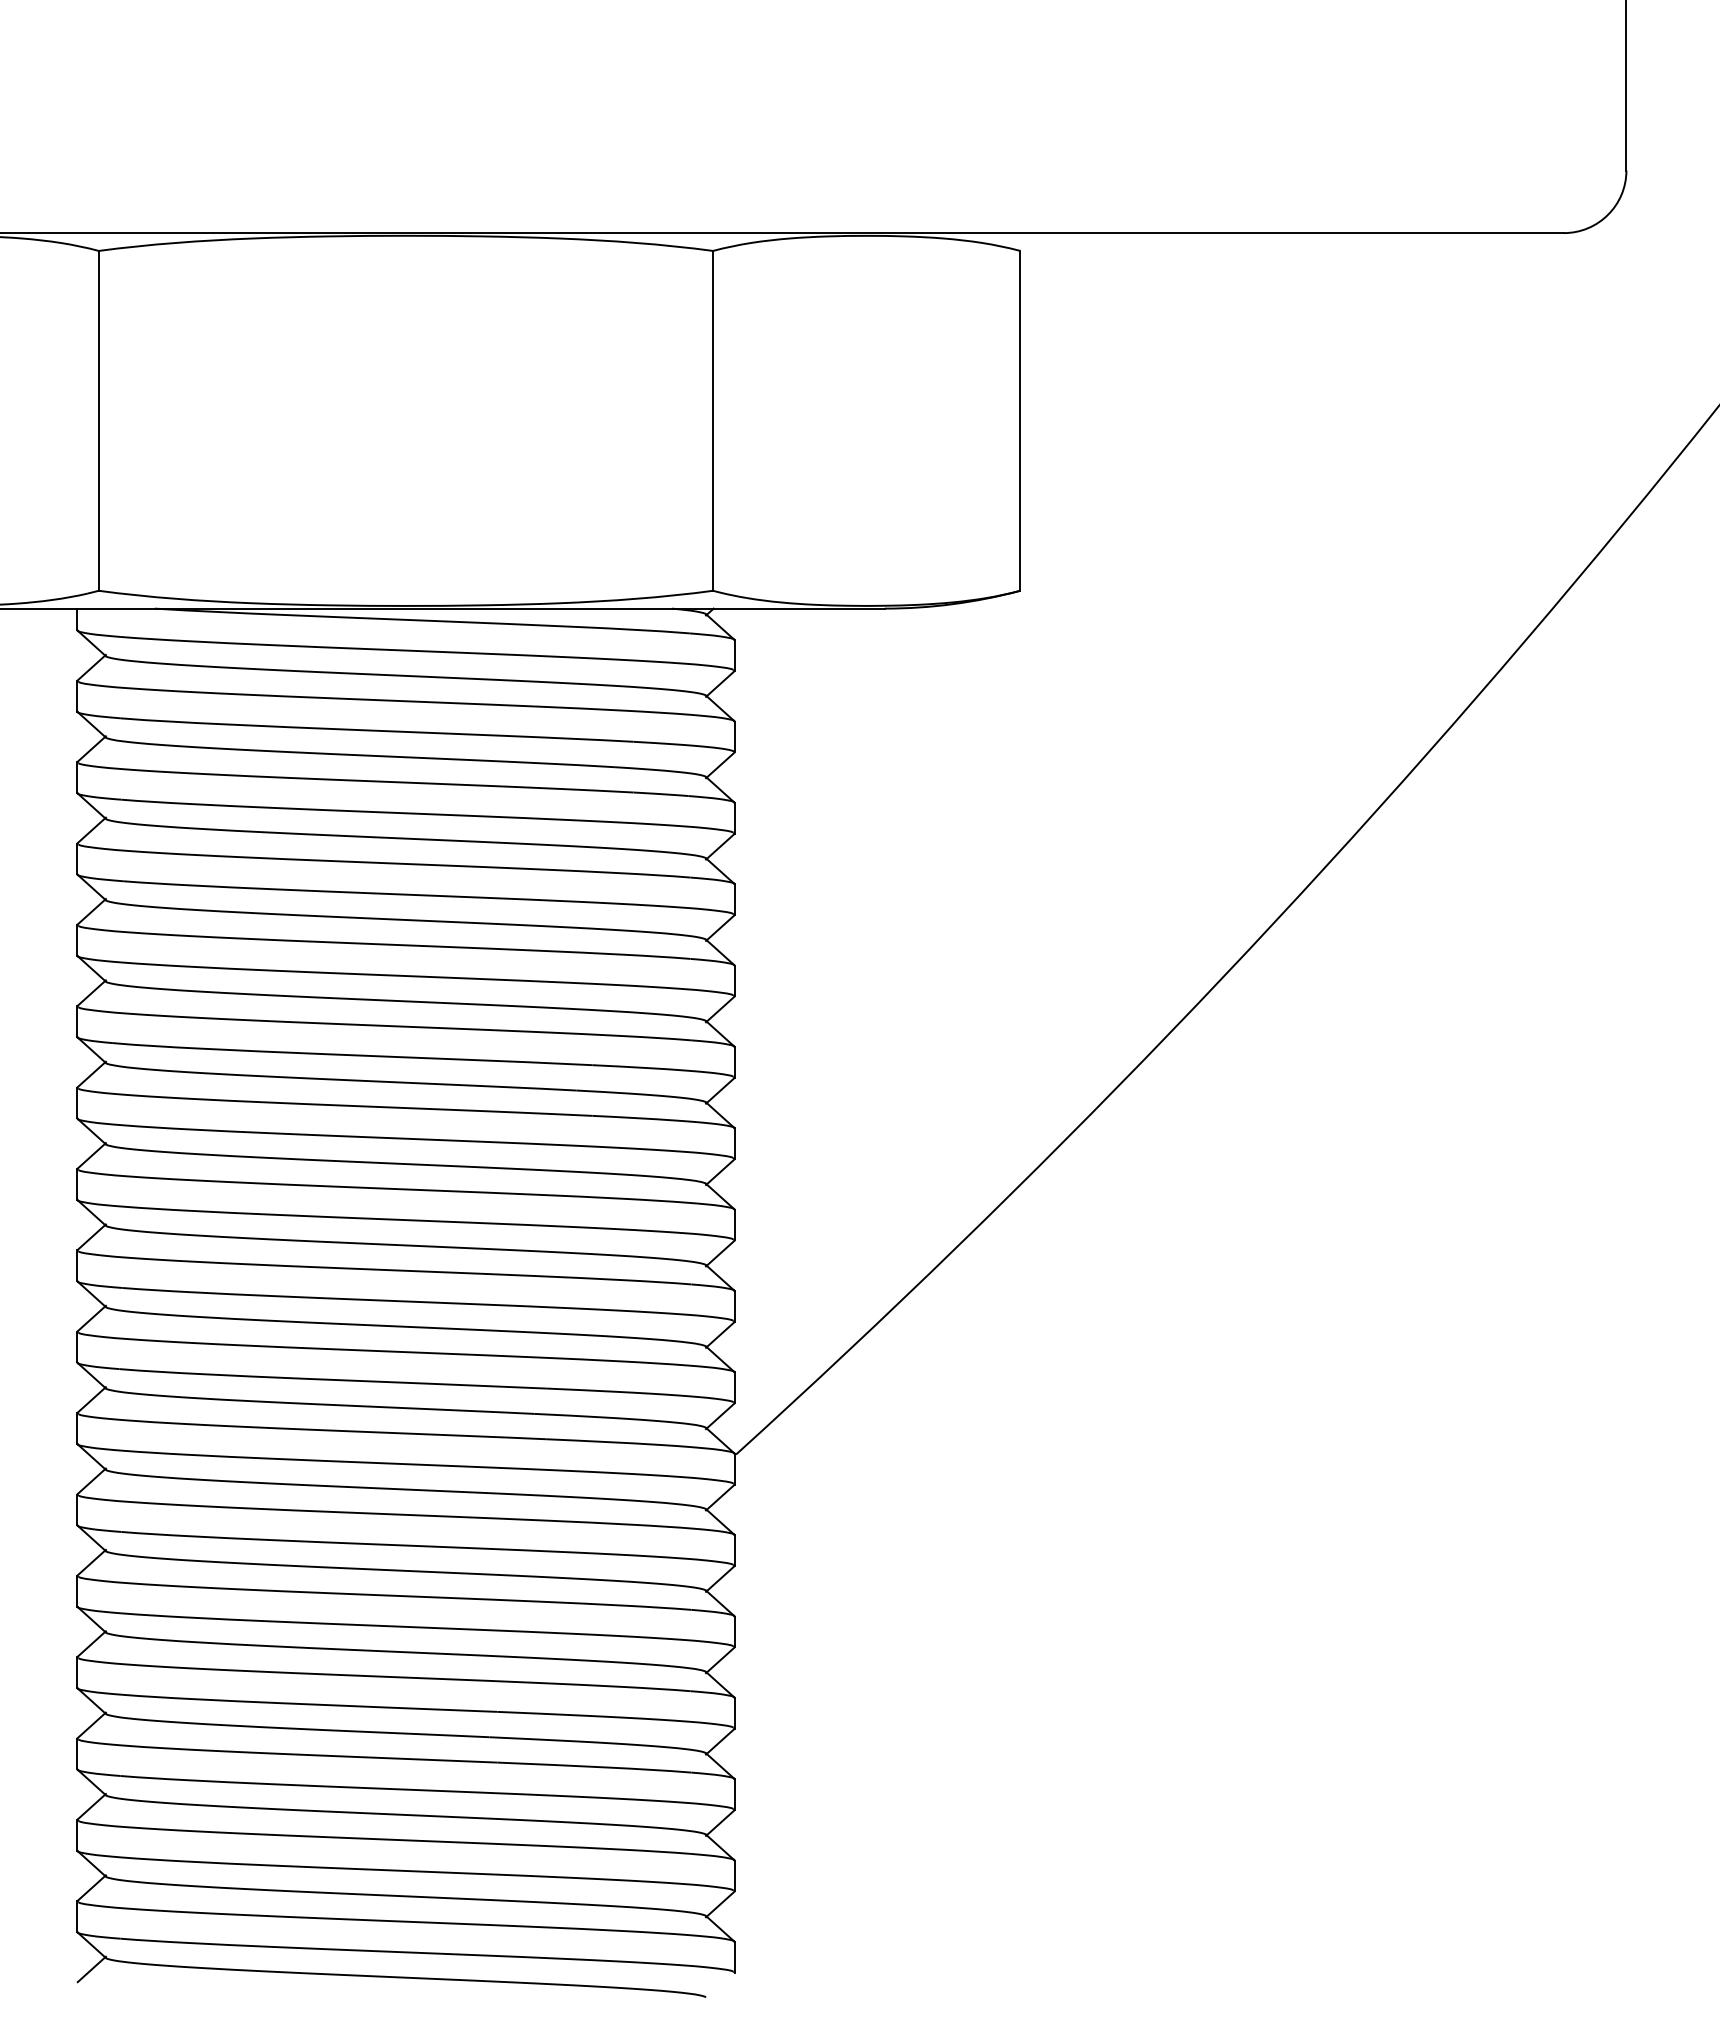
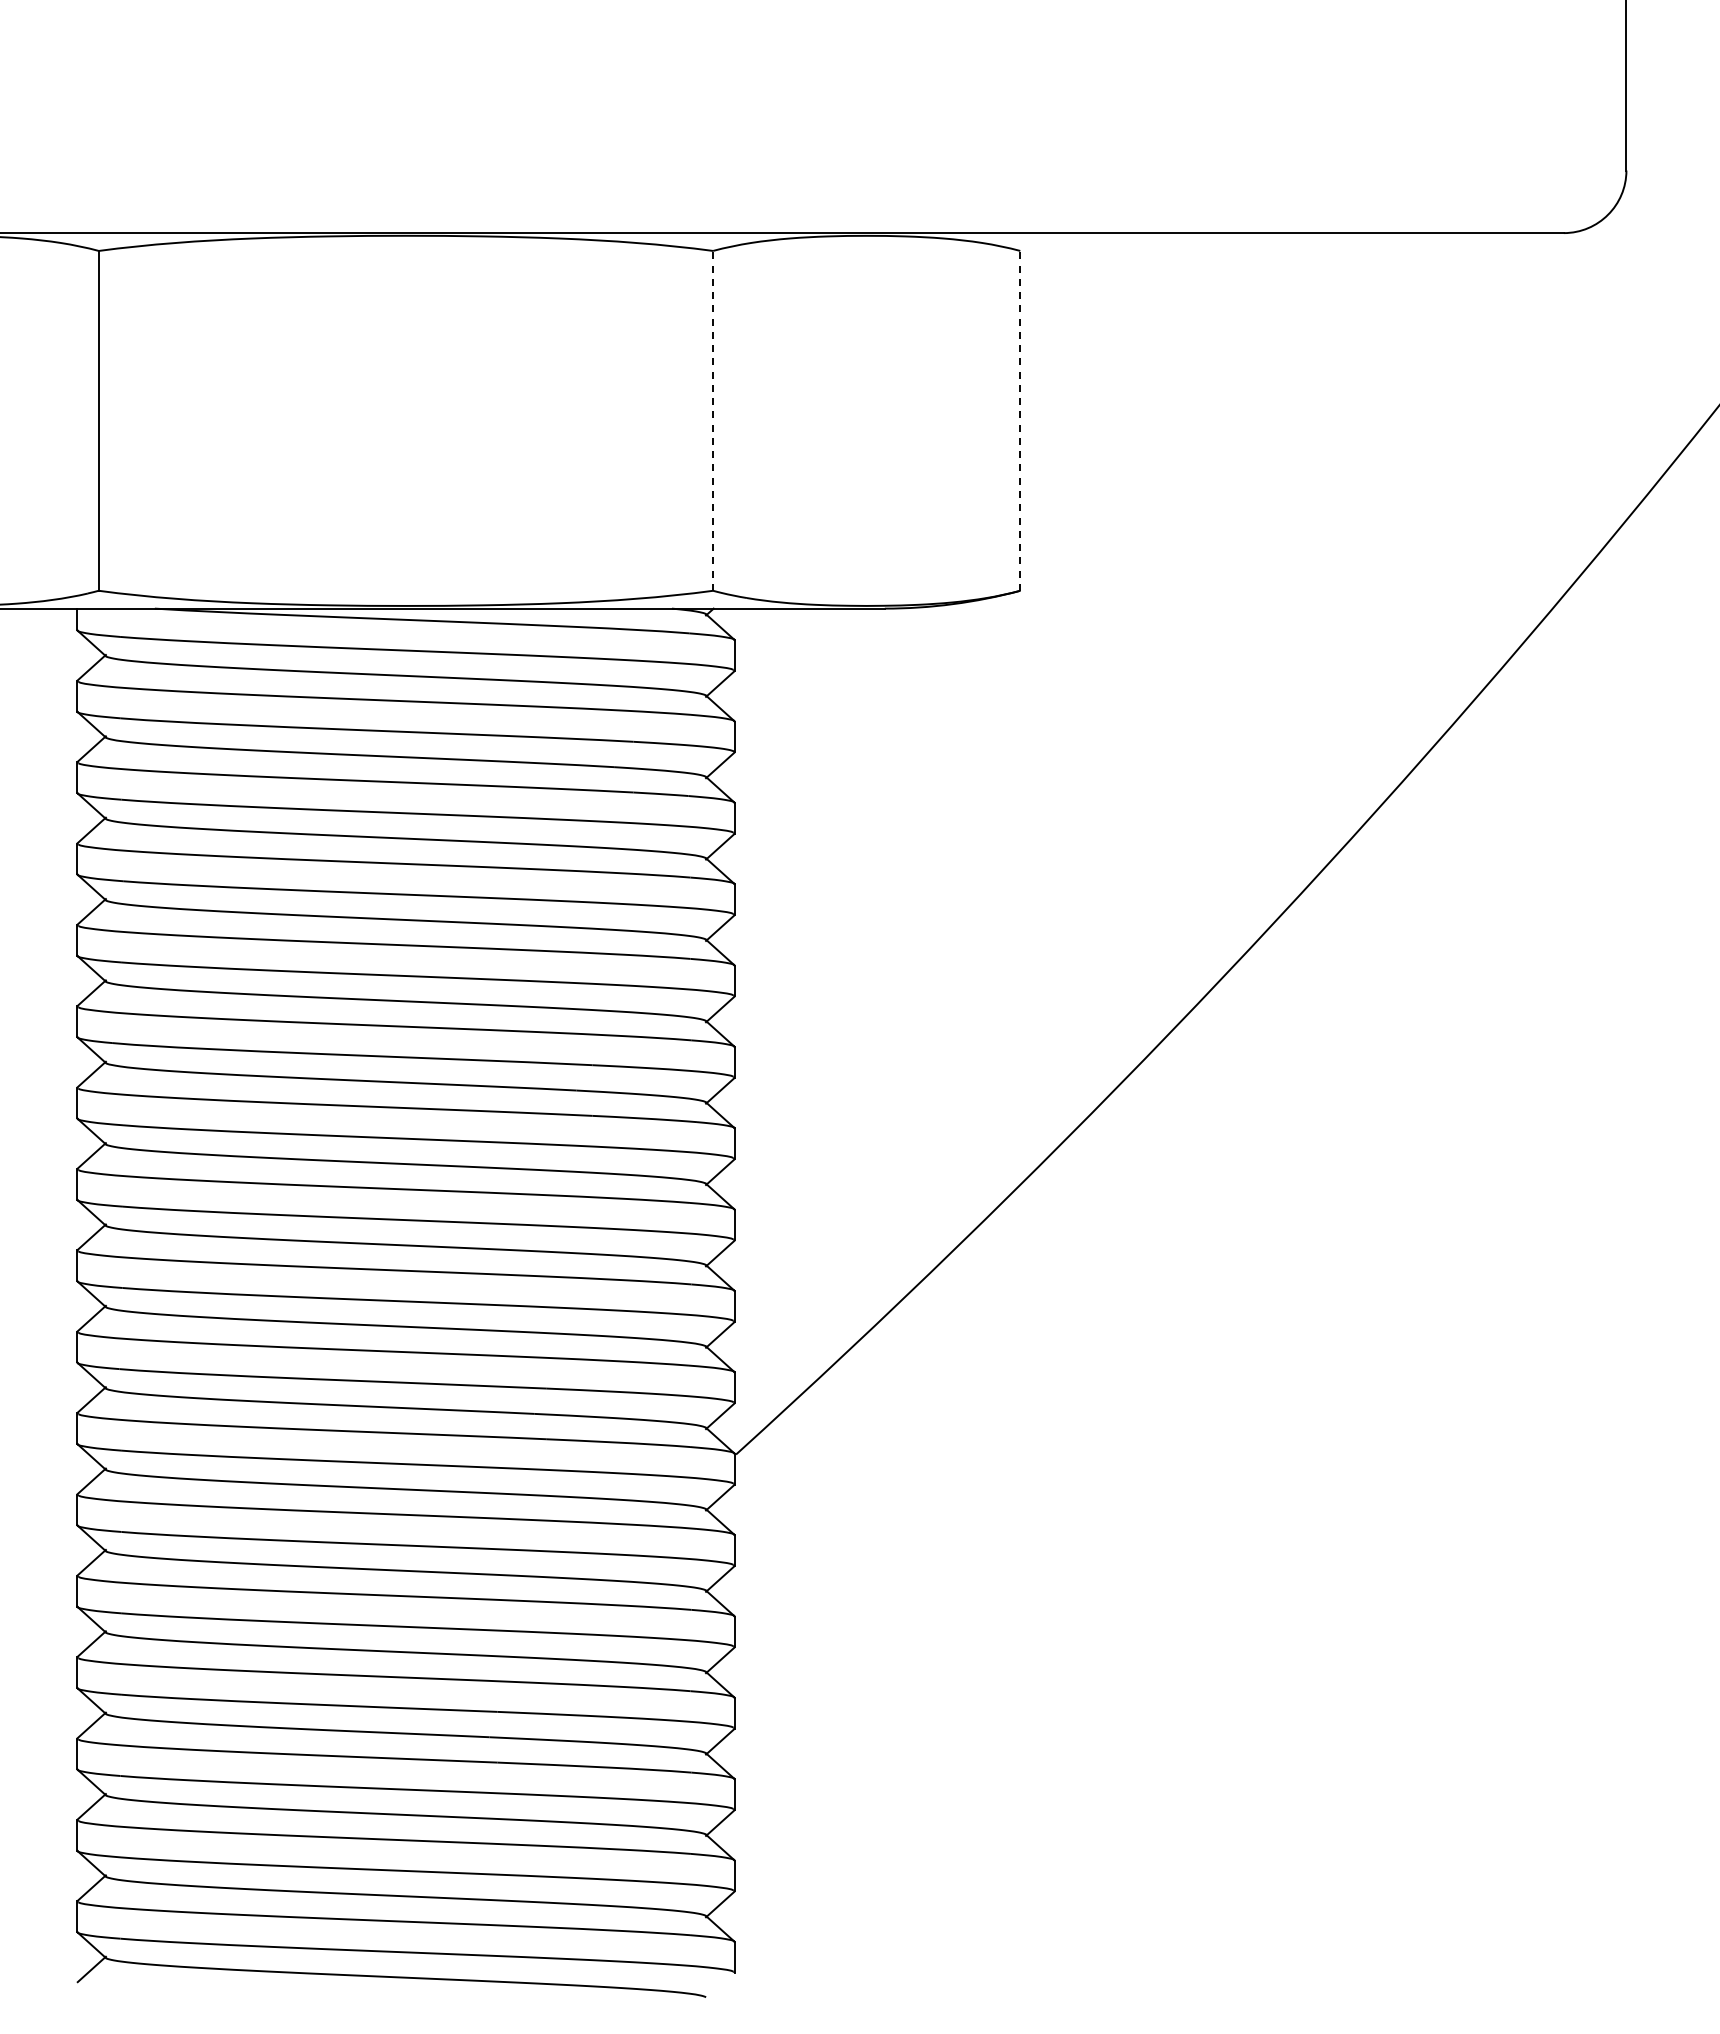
line: solid -> dashed (713, 420)
line: solid -> dashed (1020, 420)
